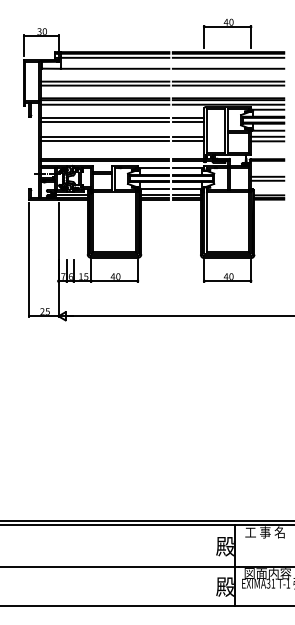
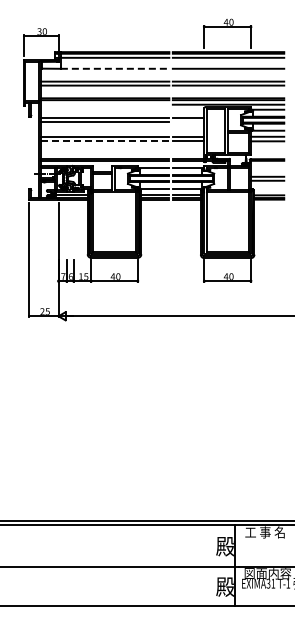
line: solid -> dashed (115, 68)
line: present -> none (105, 104)
line: present -> none (188, 122)
line: solid -> dashed (105, 141)
